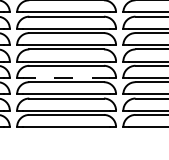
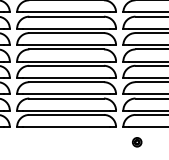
line: dashed -> solid (66, 77)
part: none -> present (137, 142)
